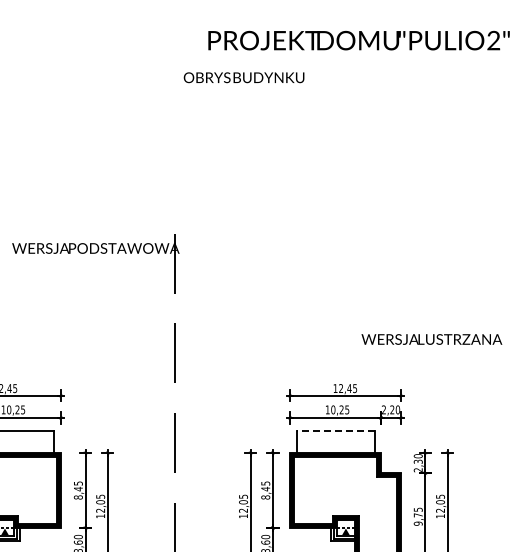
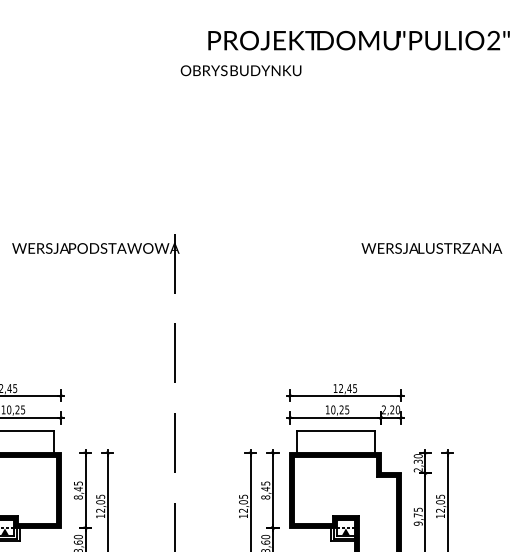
text position: (243, 77) -> (240, 70) (240, 70)
text position: (431, 339) -> (431, 248) (431, 248)
line: dashed -> solid (335, 430)
